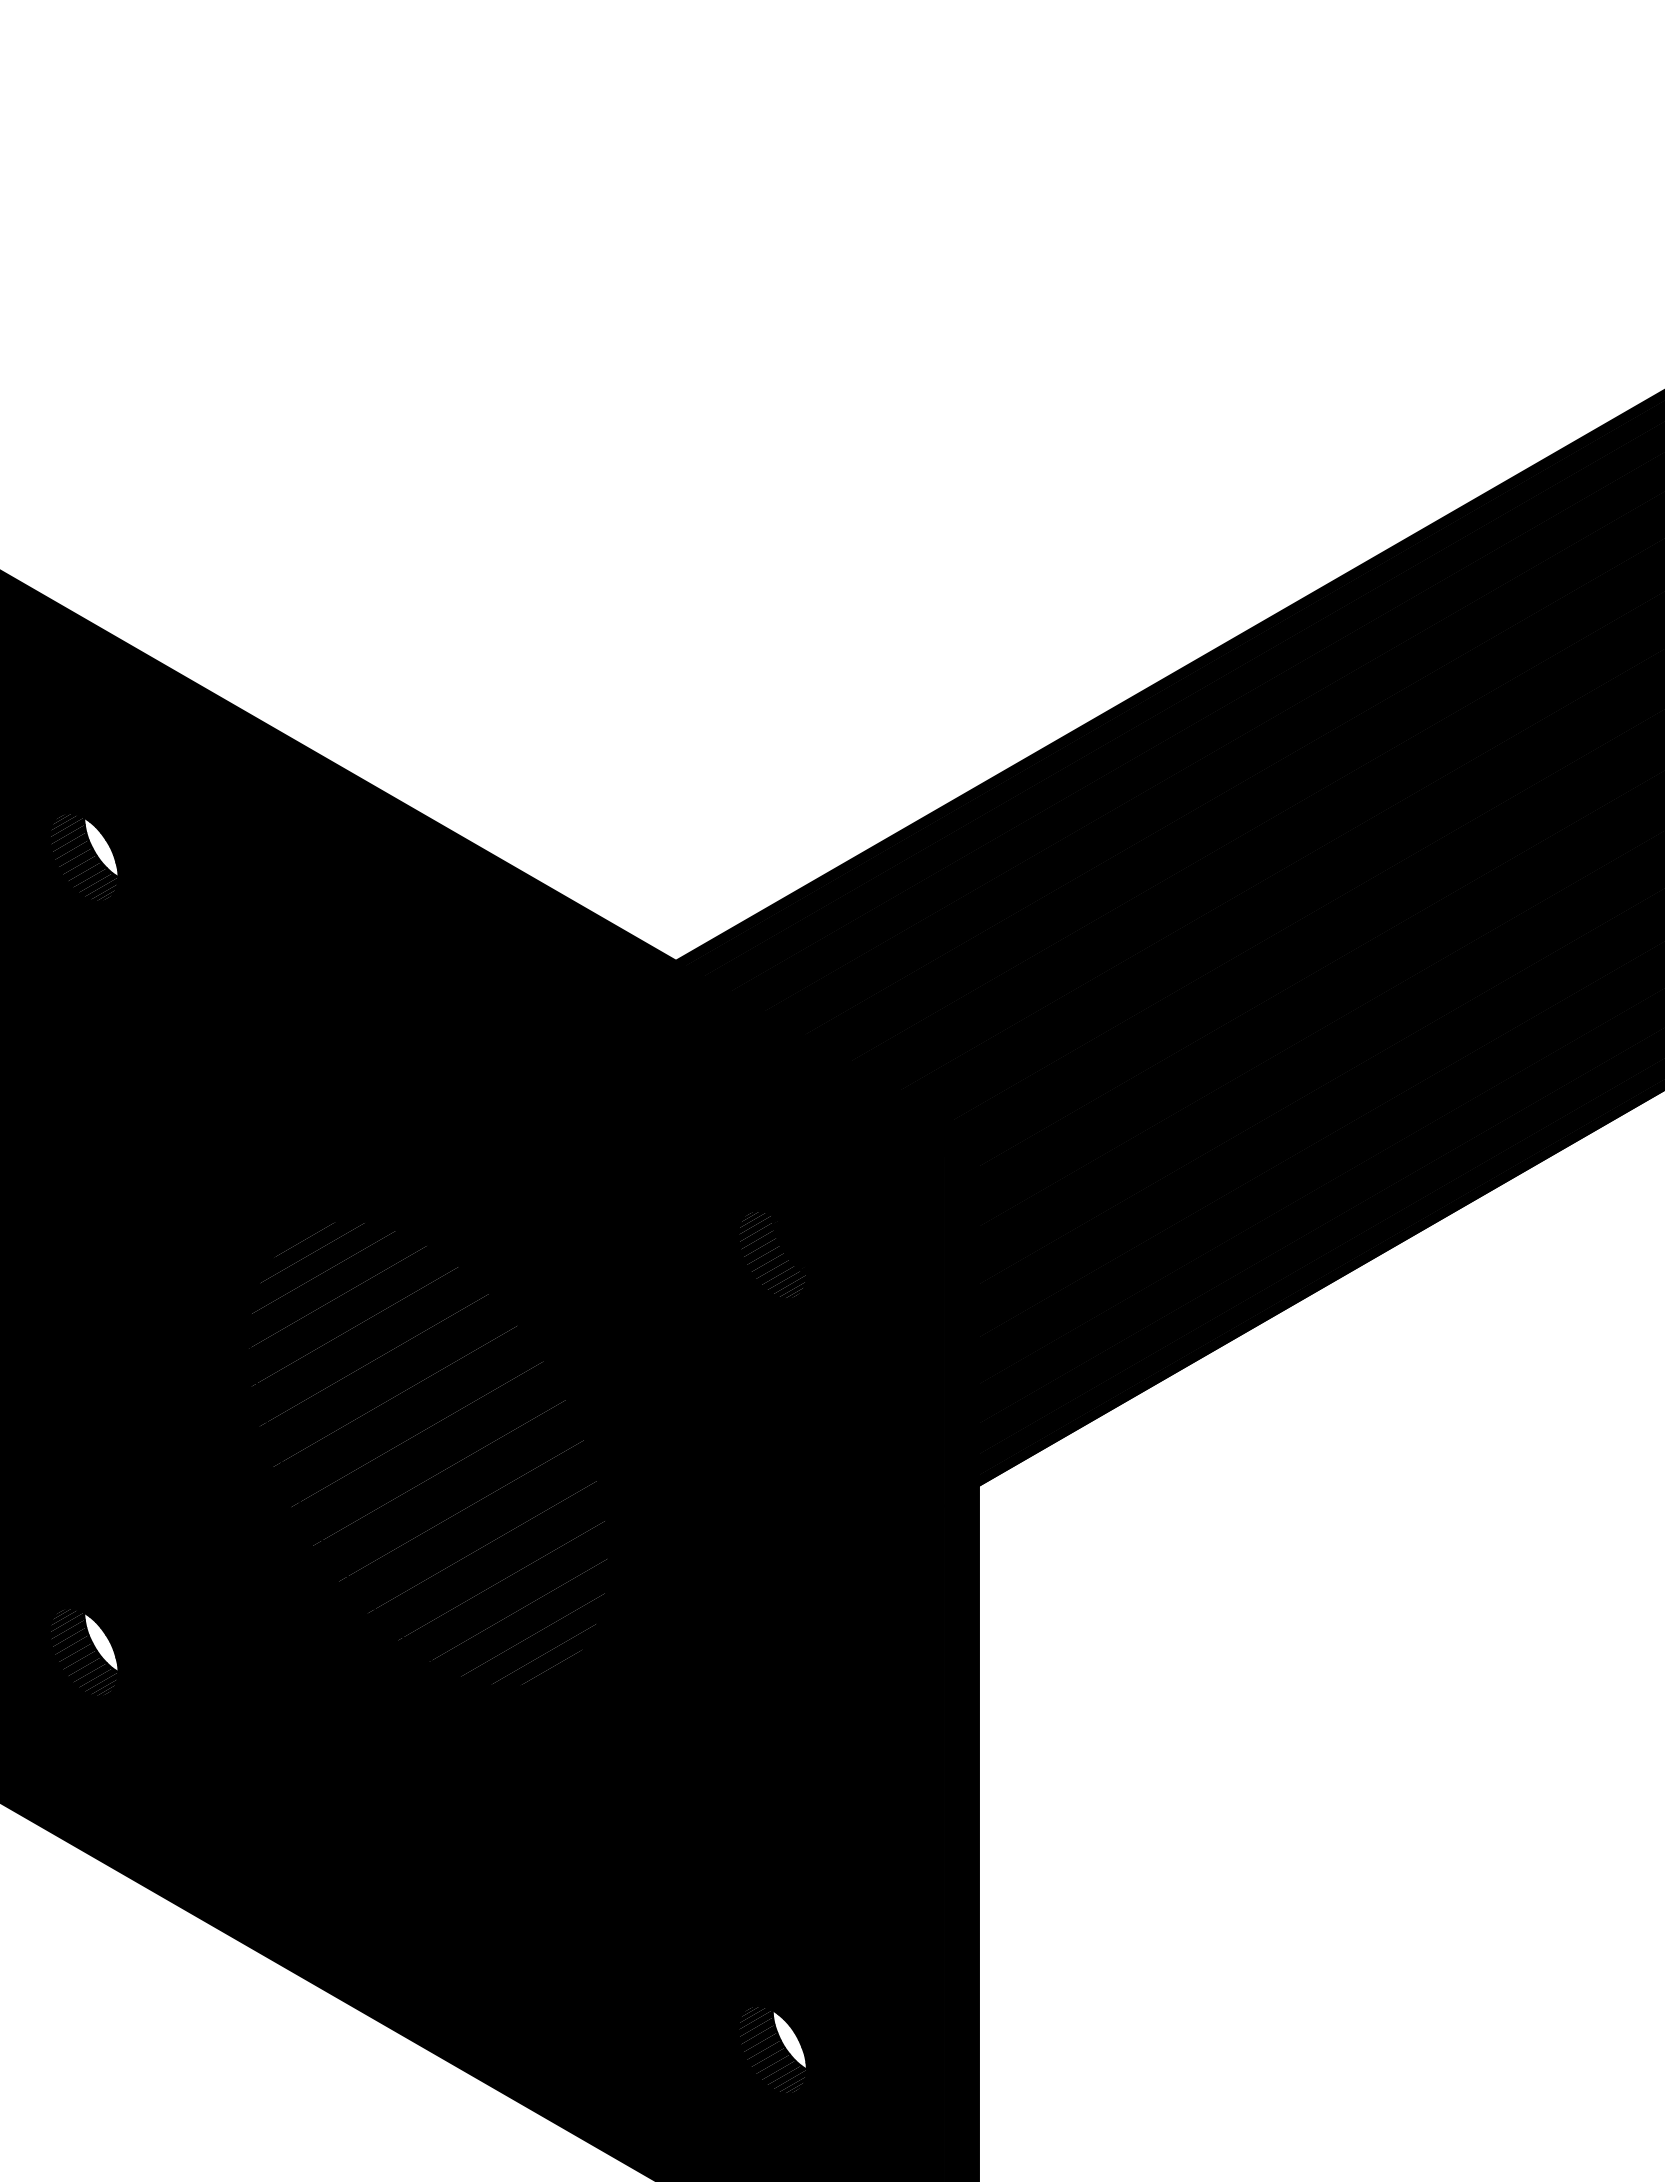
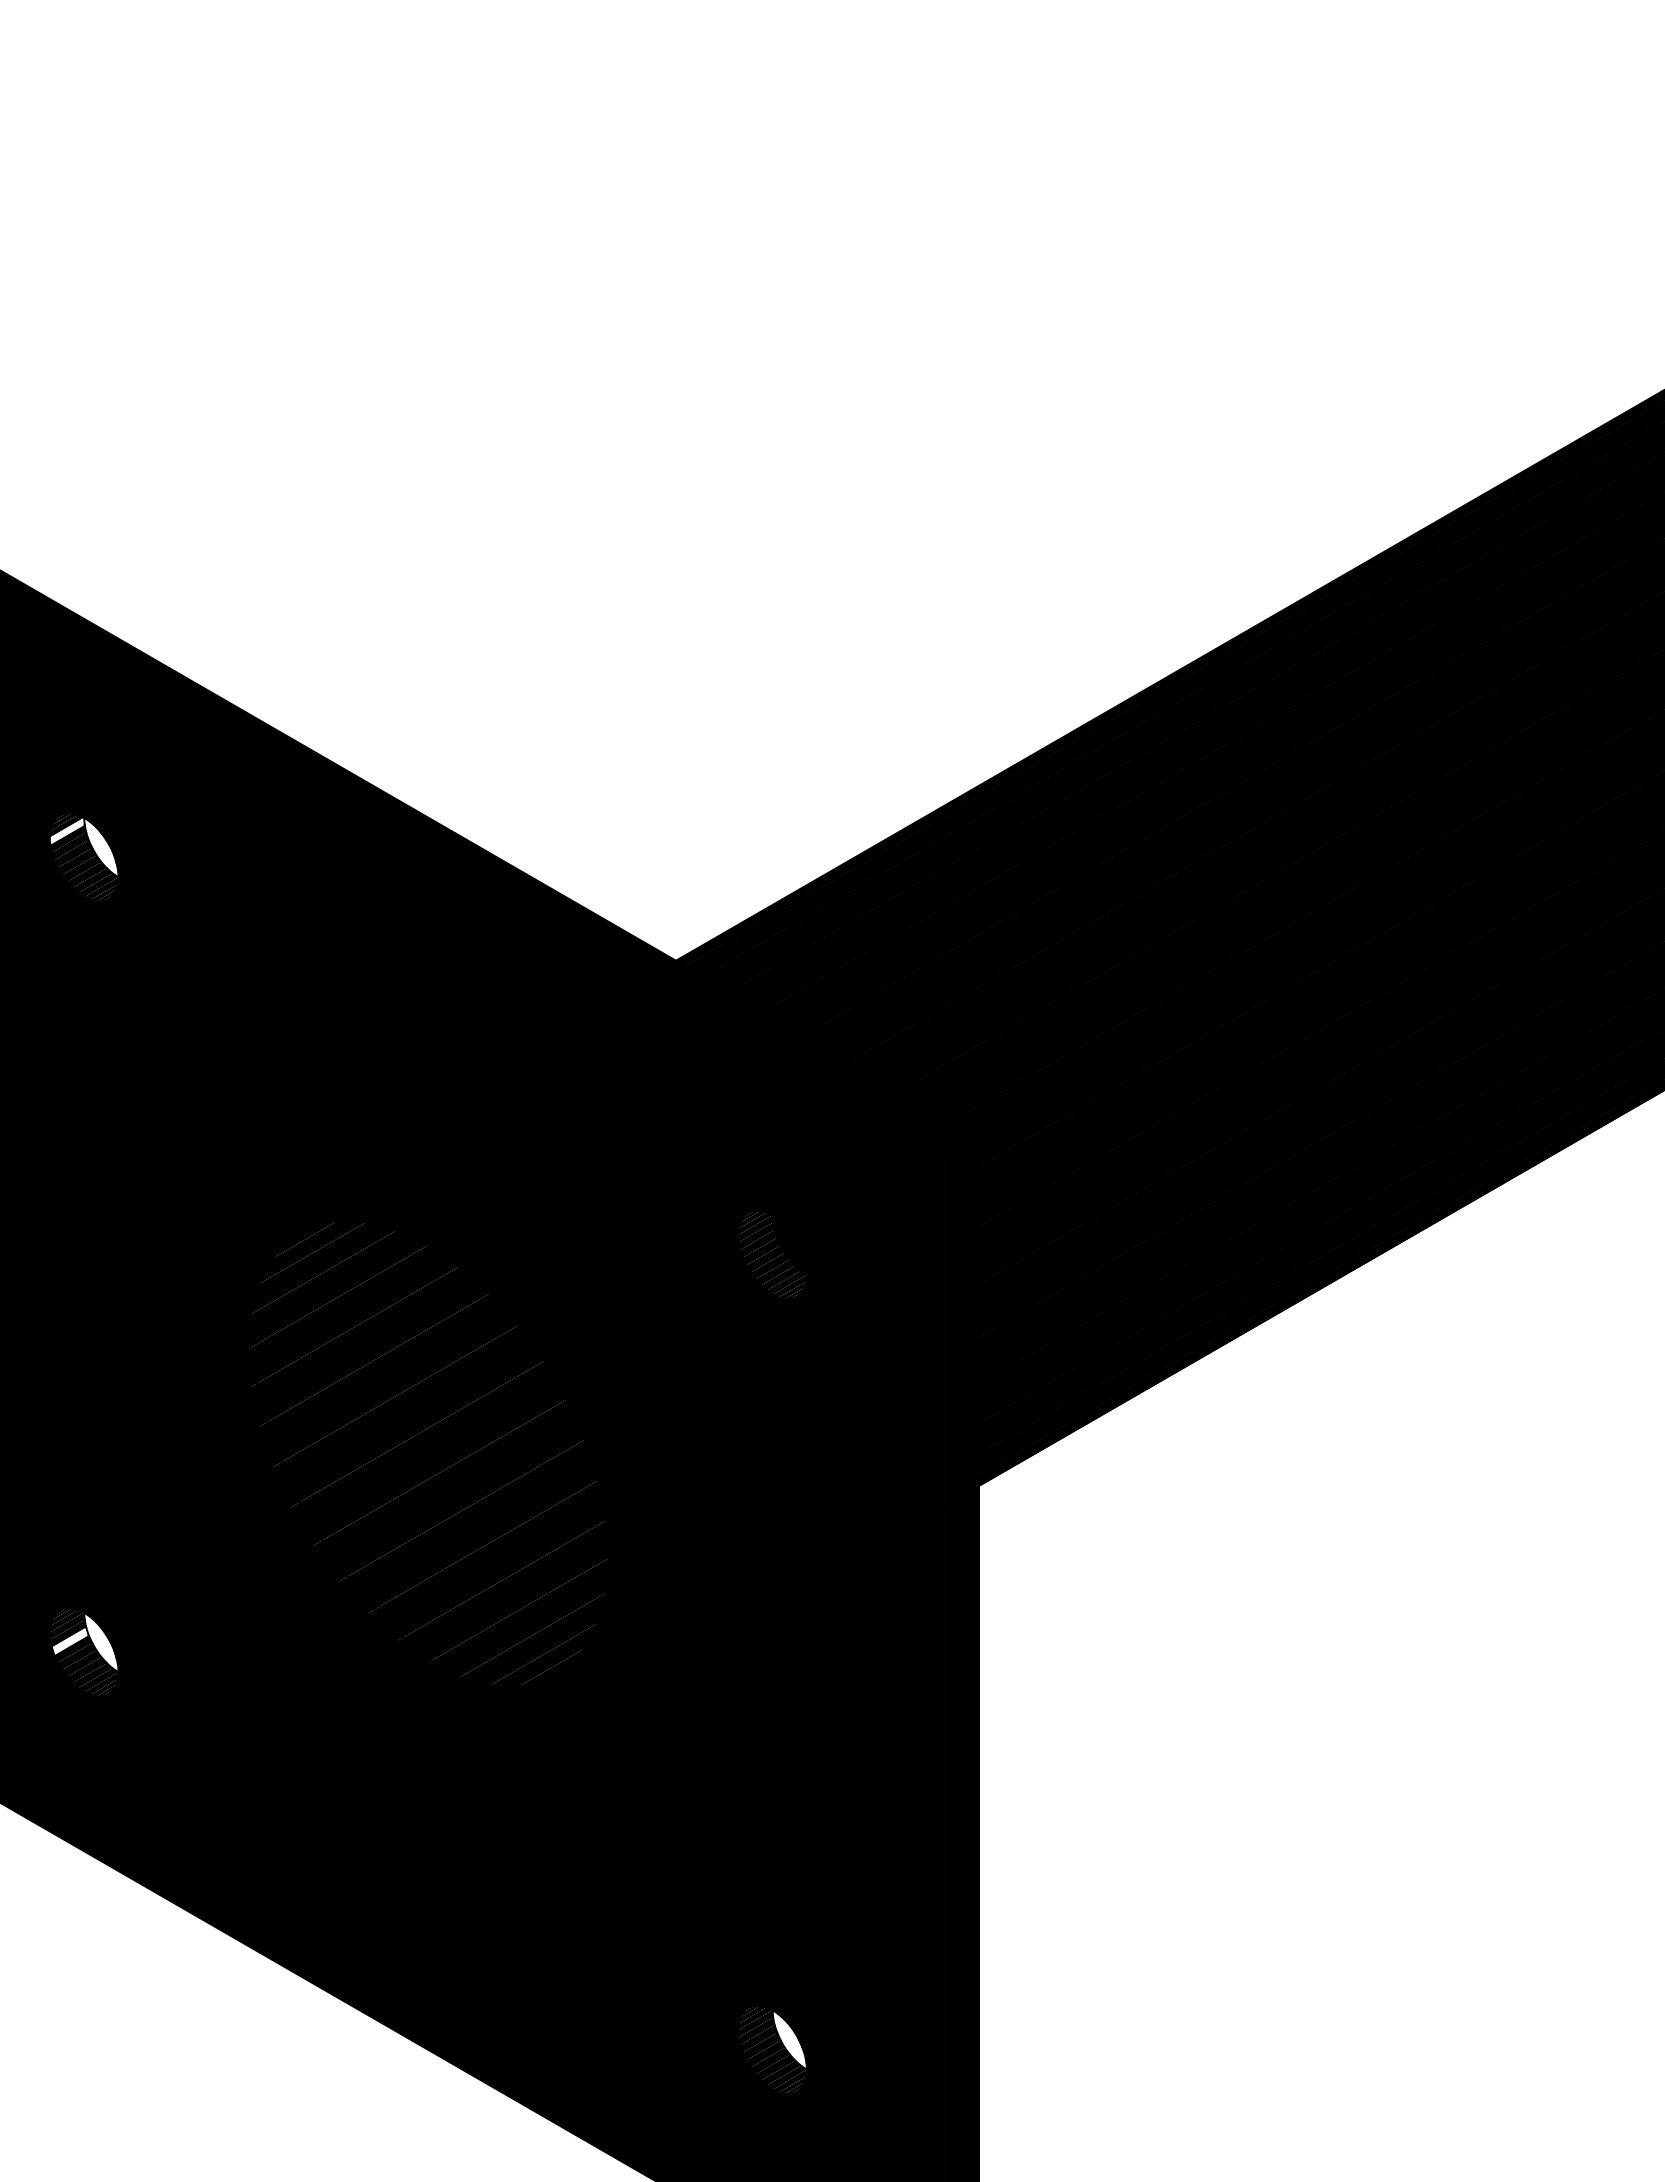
fill: present -> none (66, 830)
fill: present -> none (69, 1641)
